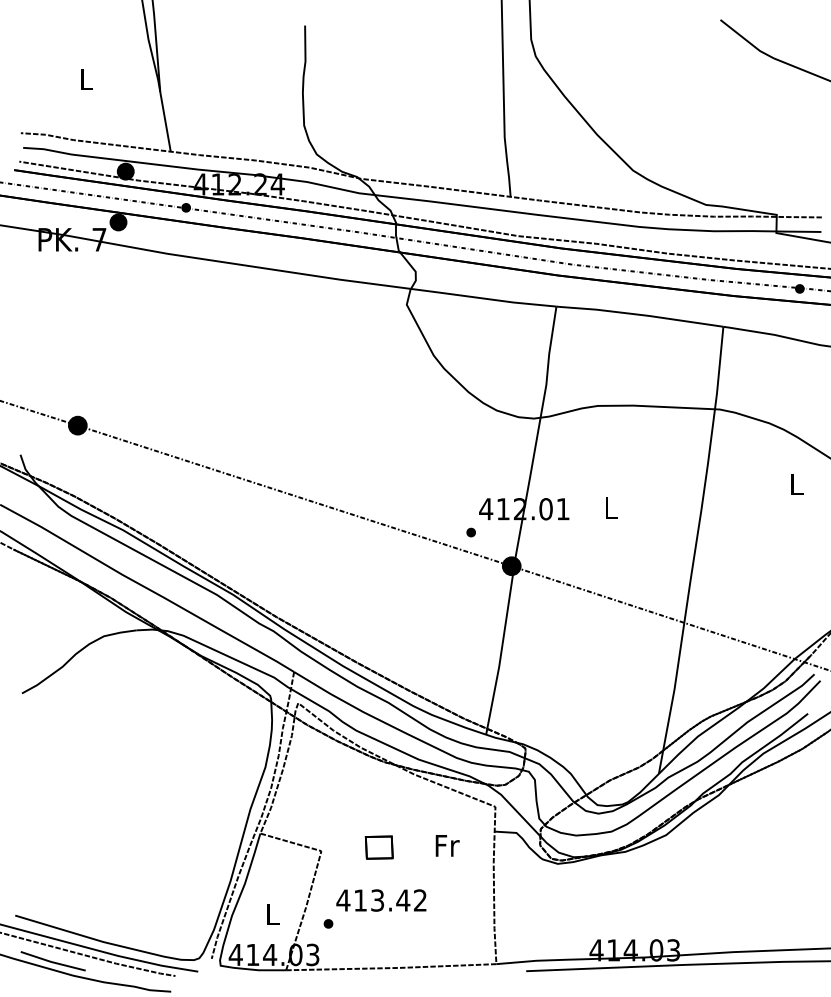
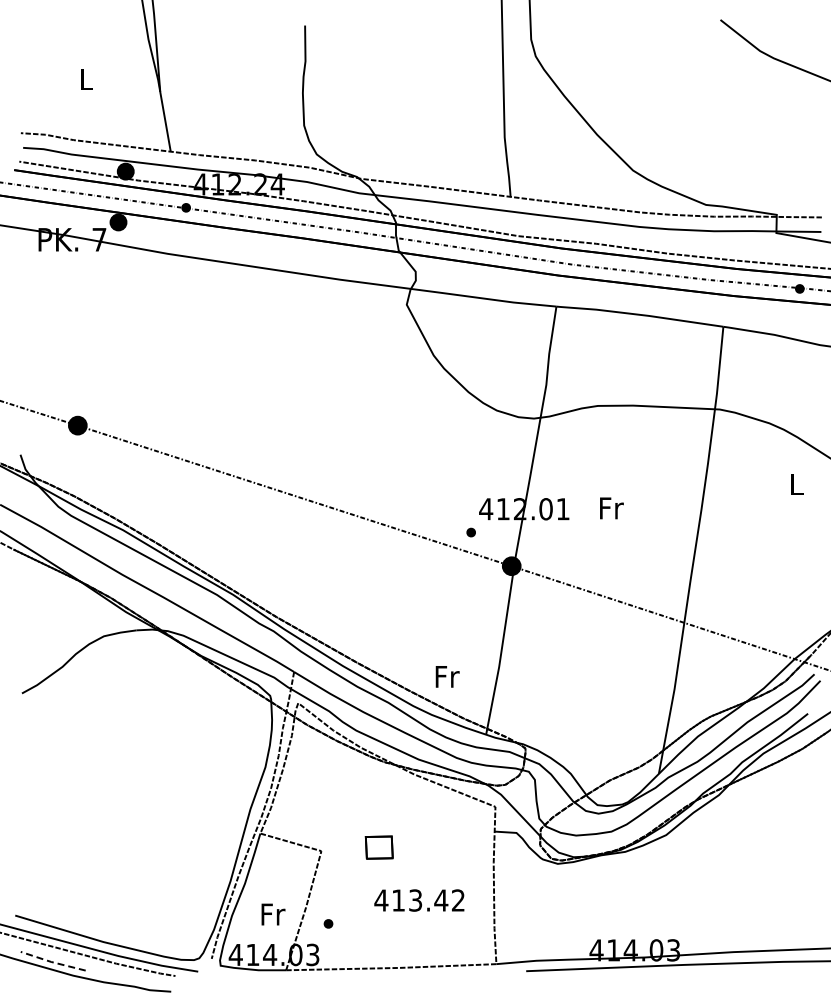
text: L -> Fr (611, 508)
text position: (447, 845) -> (447, 676) (447, 676)
text position: (381, 900) -> (419, 900) (419, 900)
text: L -> Fr (273, 914)
line: solid -> dashed (52, 962)
